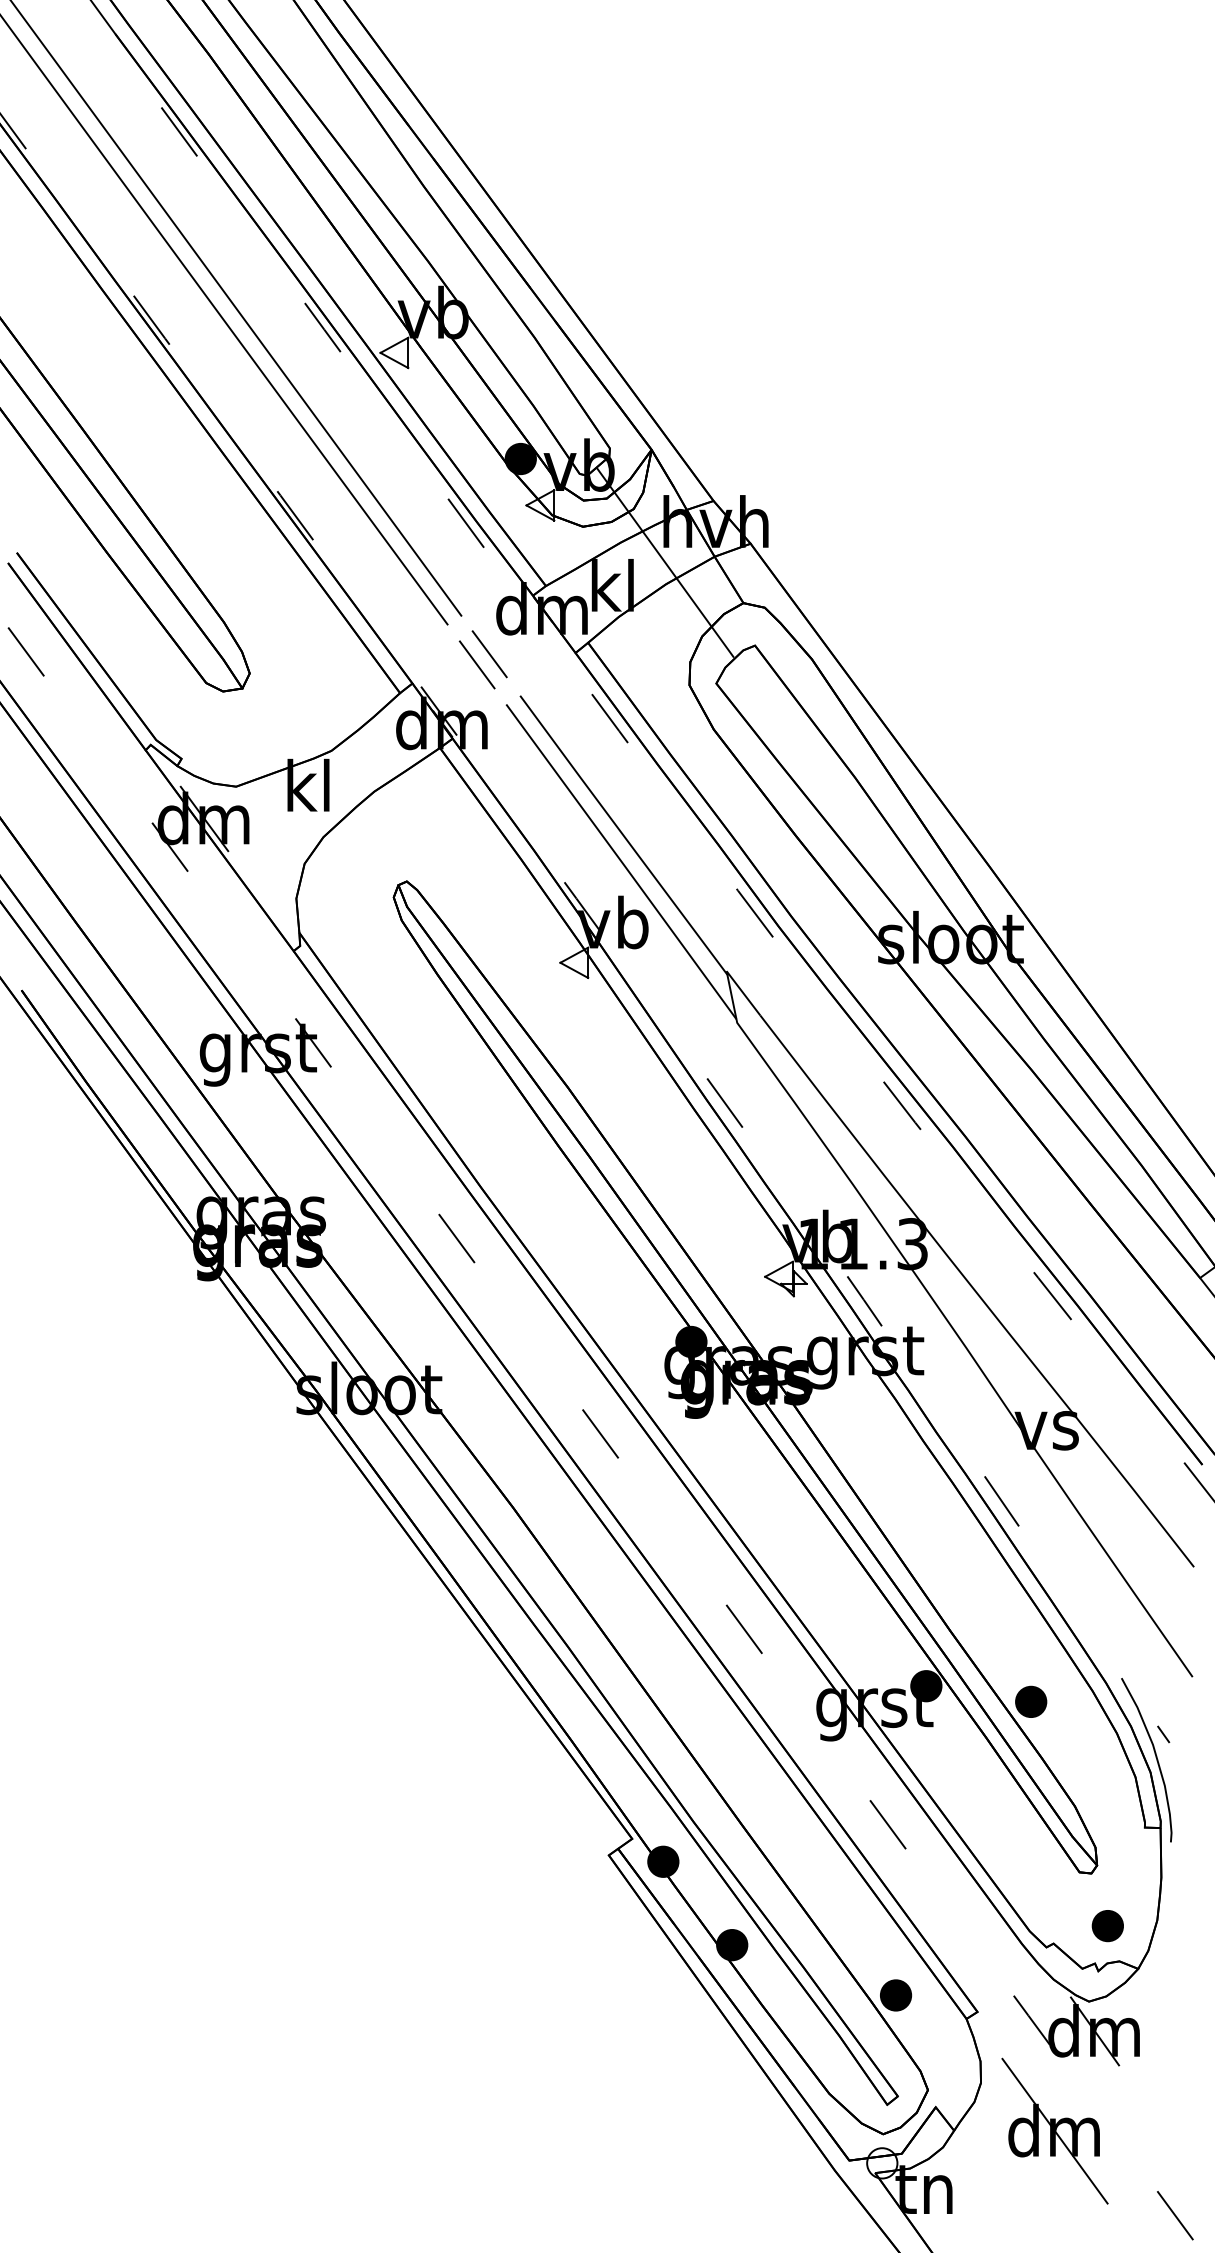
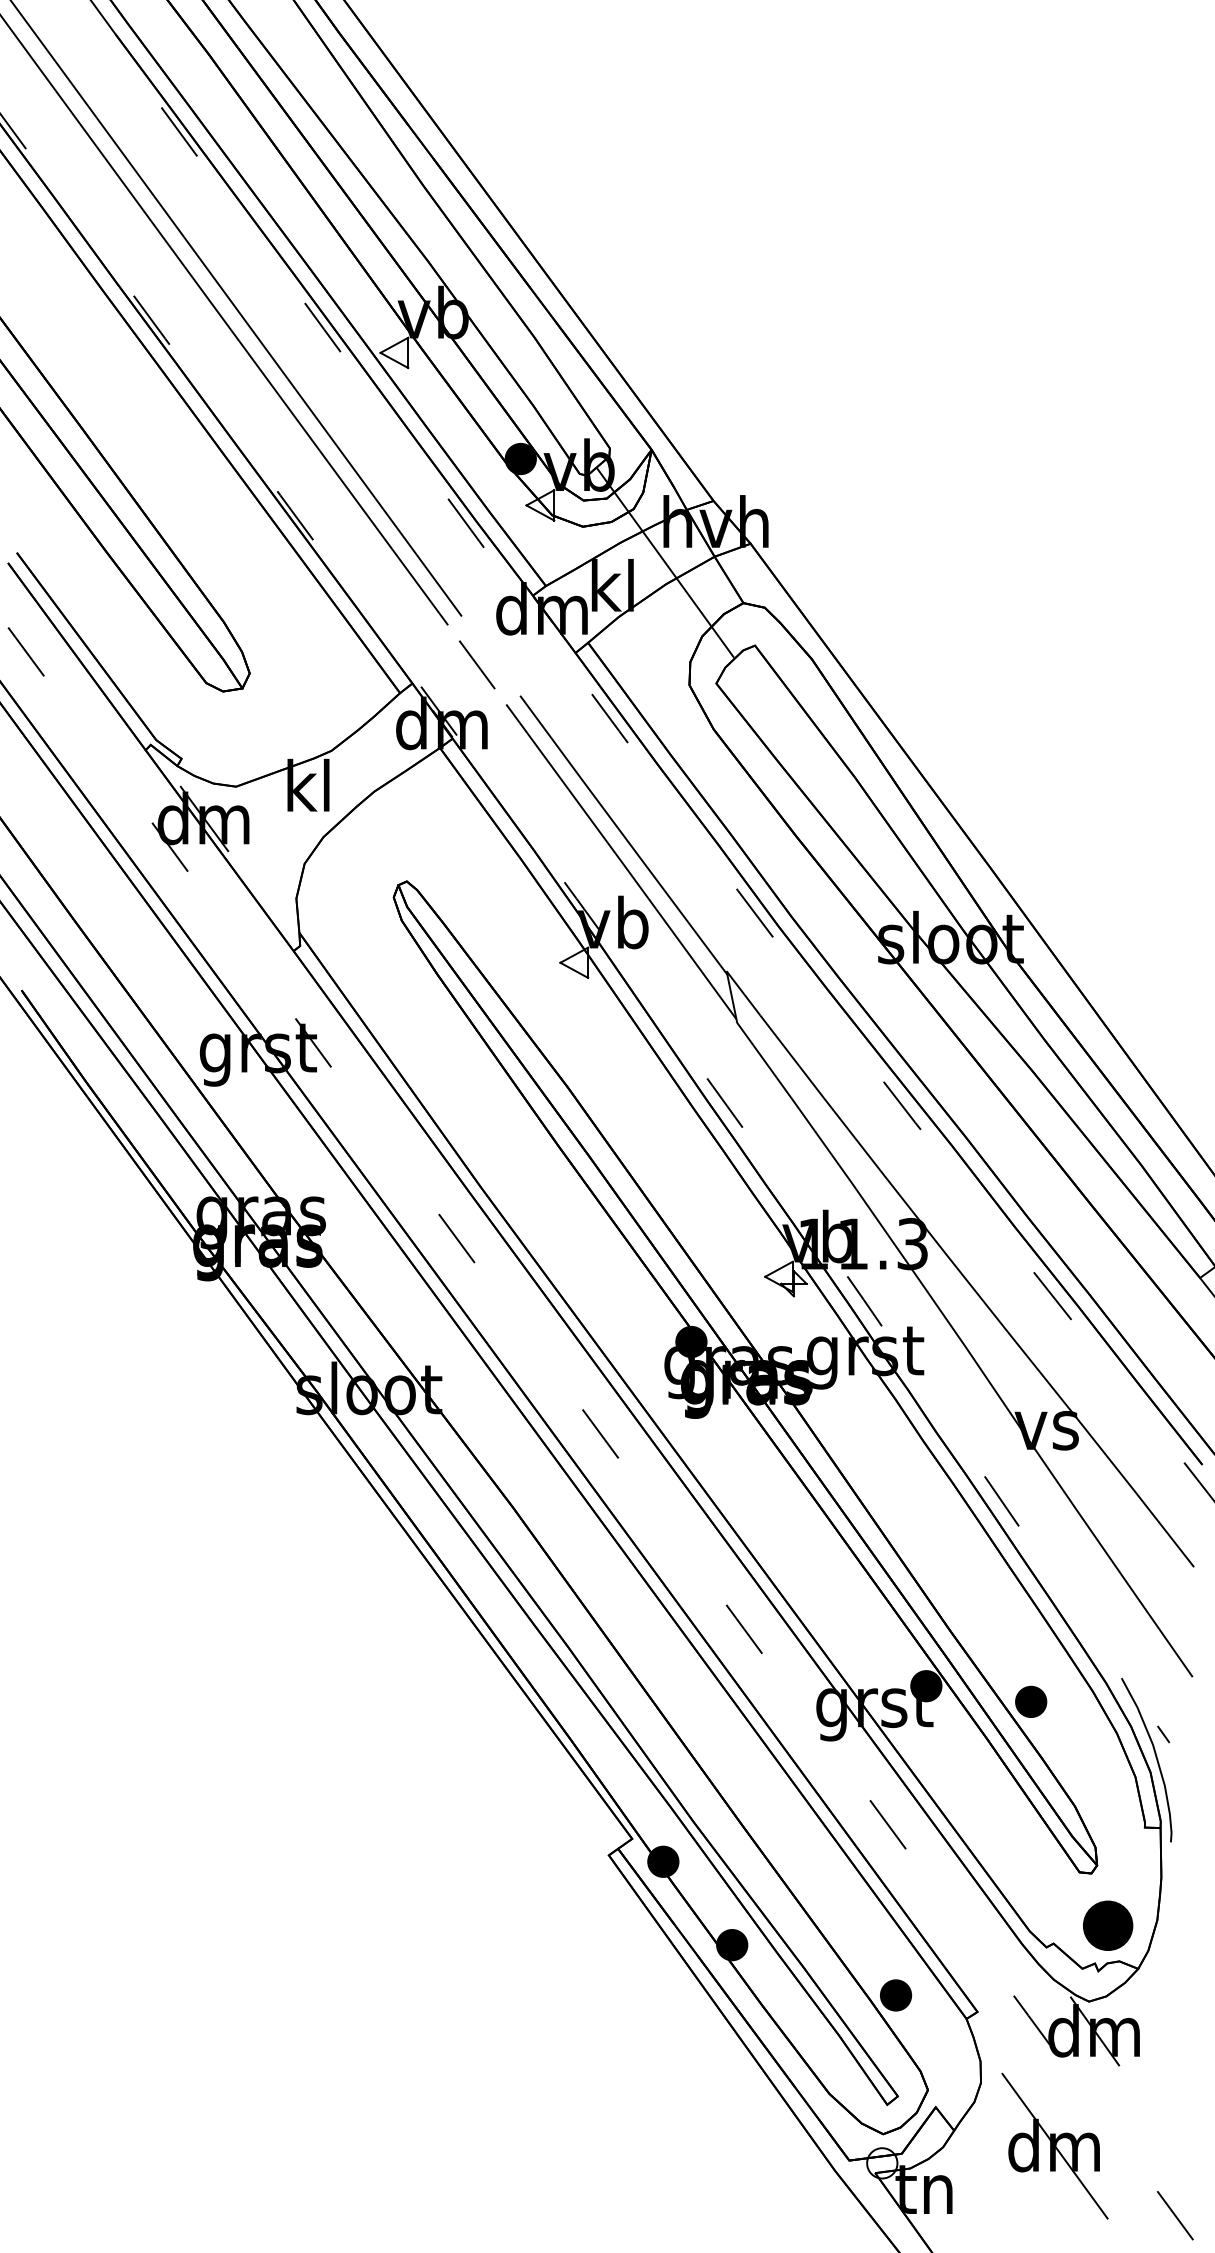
line: present -> none (489, 654)
part size: 33x33 px -> 51x51 px (1108, 1925)
part position: (1054, 2130) -> (1054, 2145) (1054, 2145)
